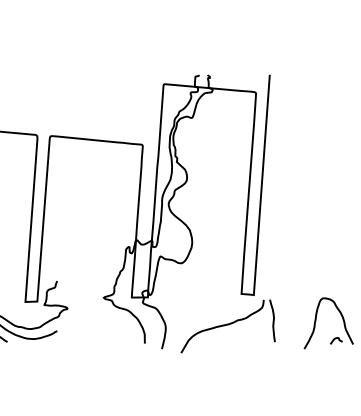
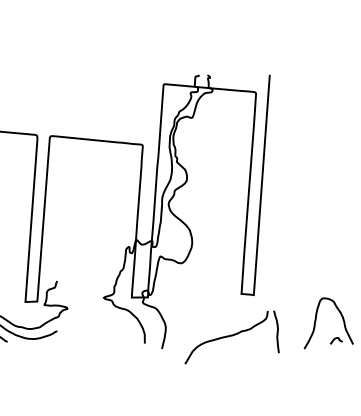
part position: (227, 326) -> (231, 337) (231, 337)
